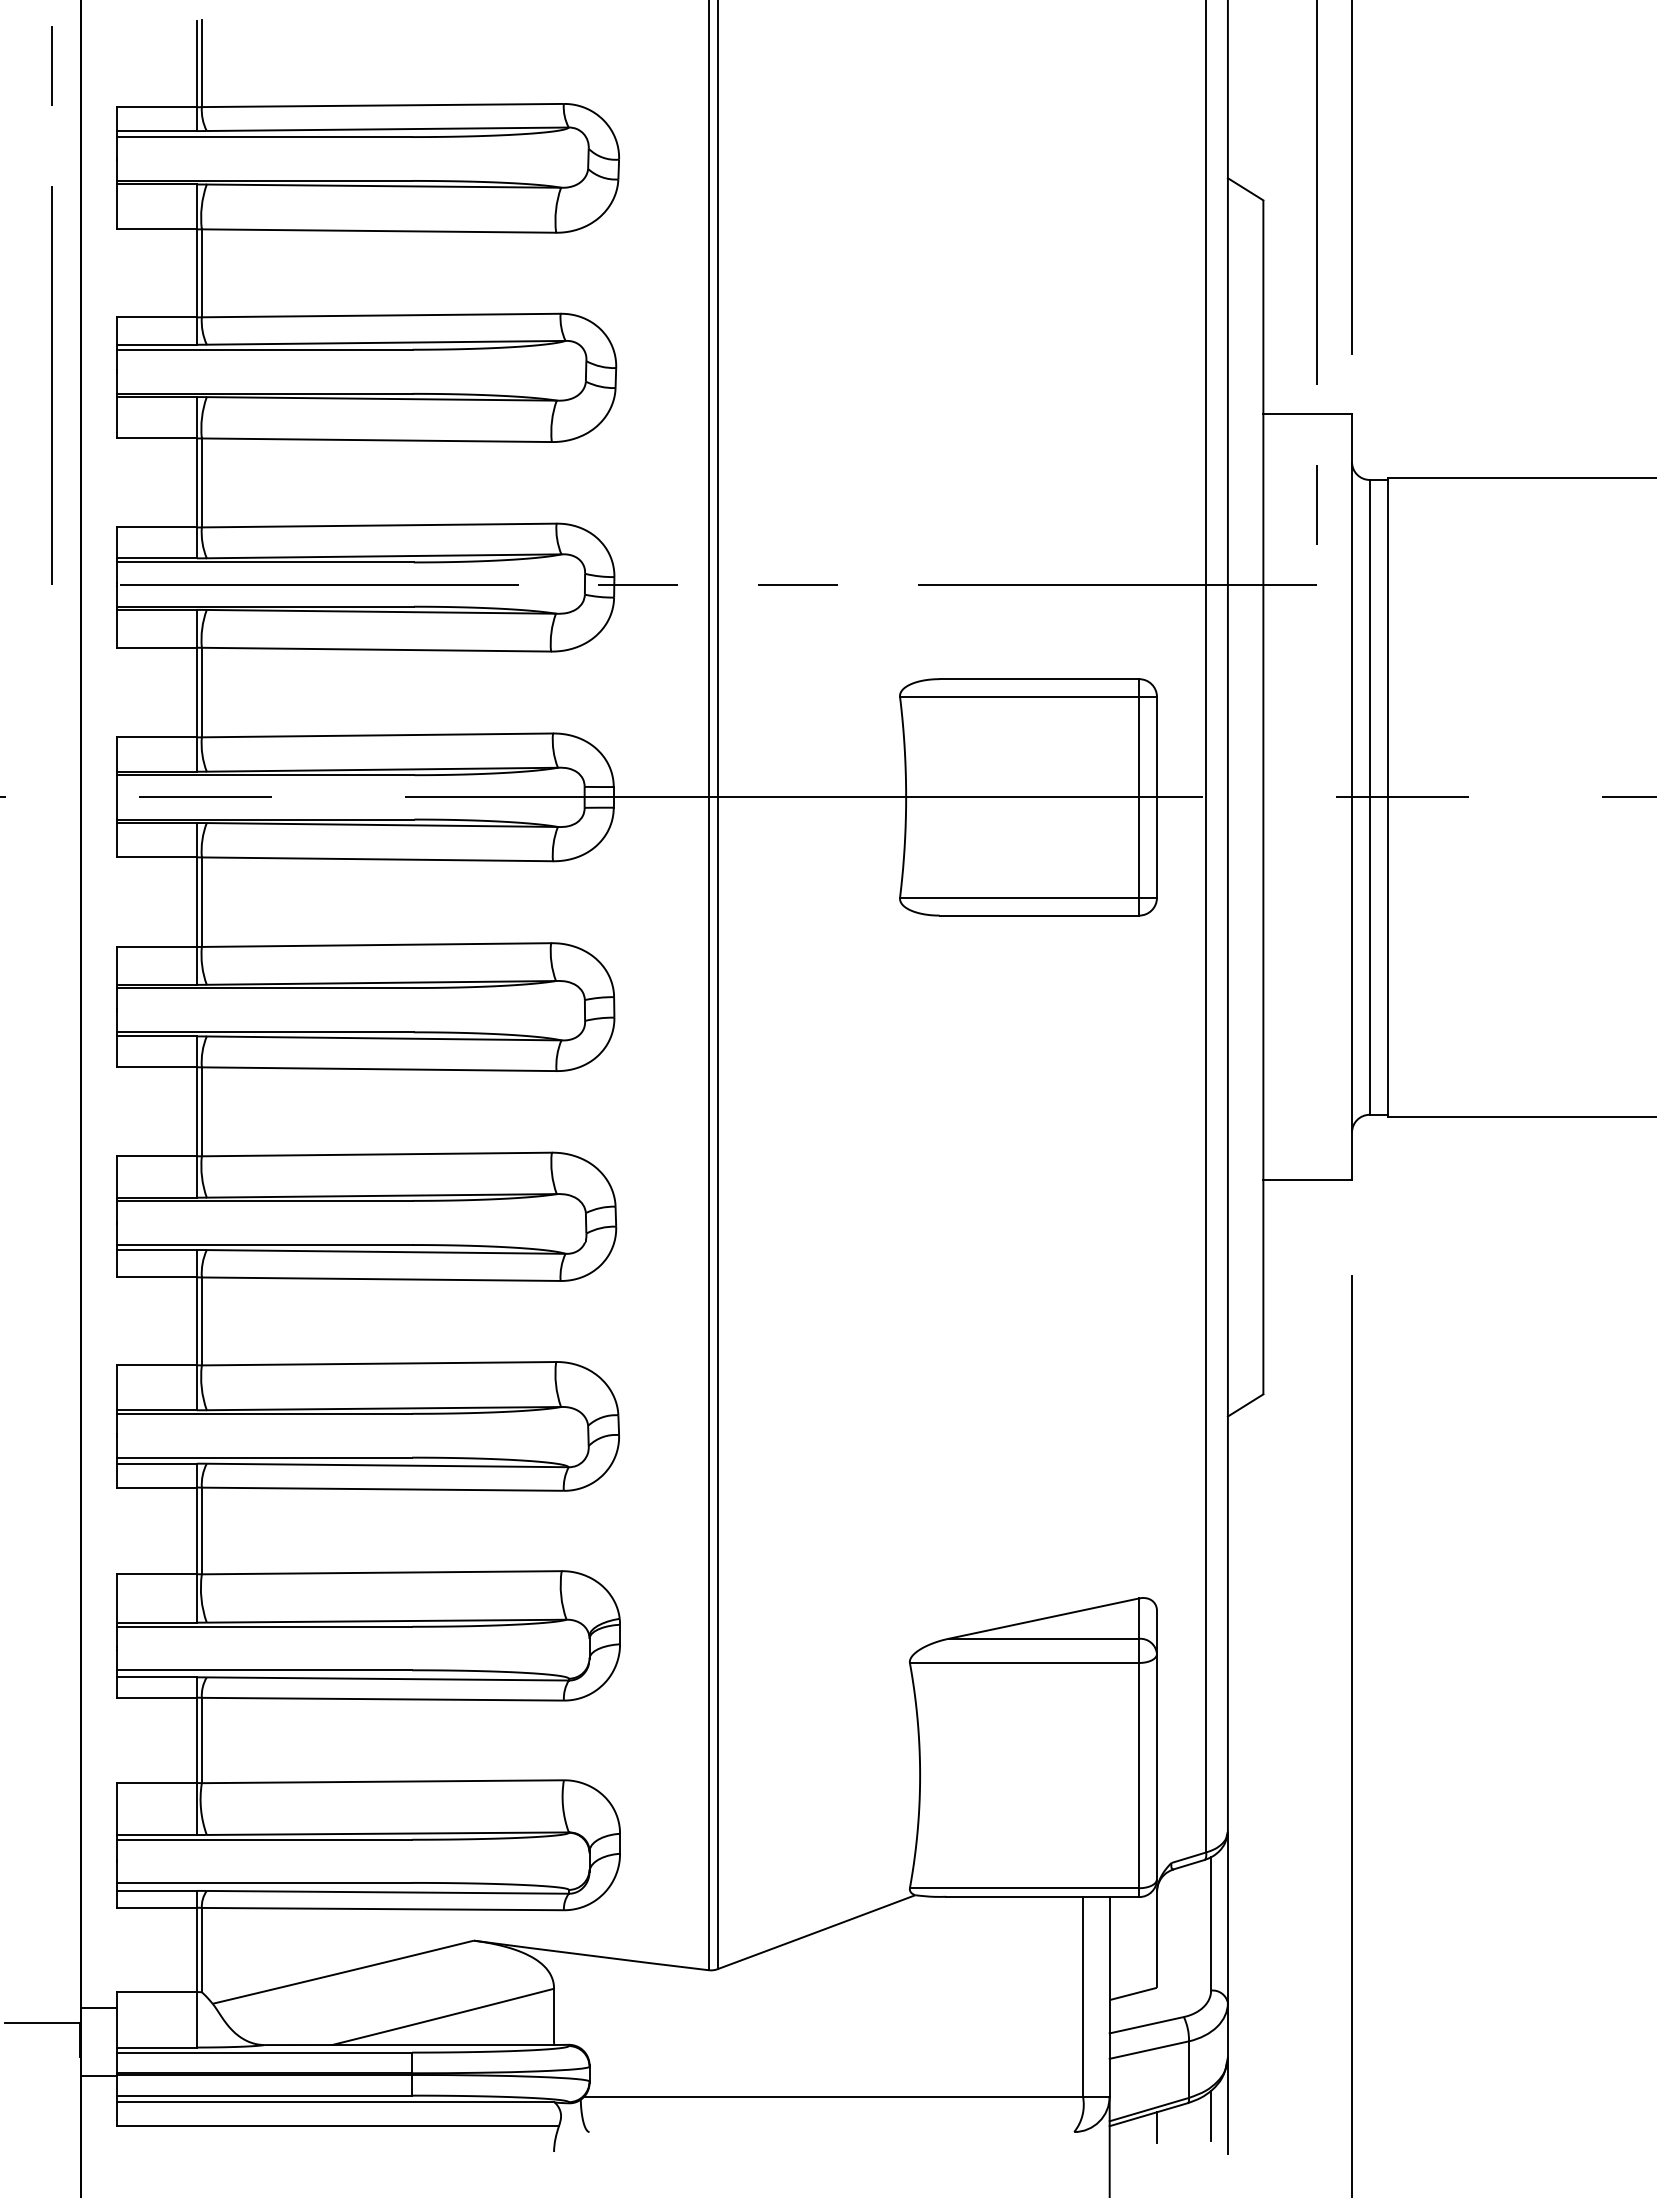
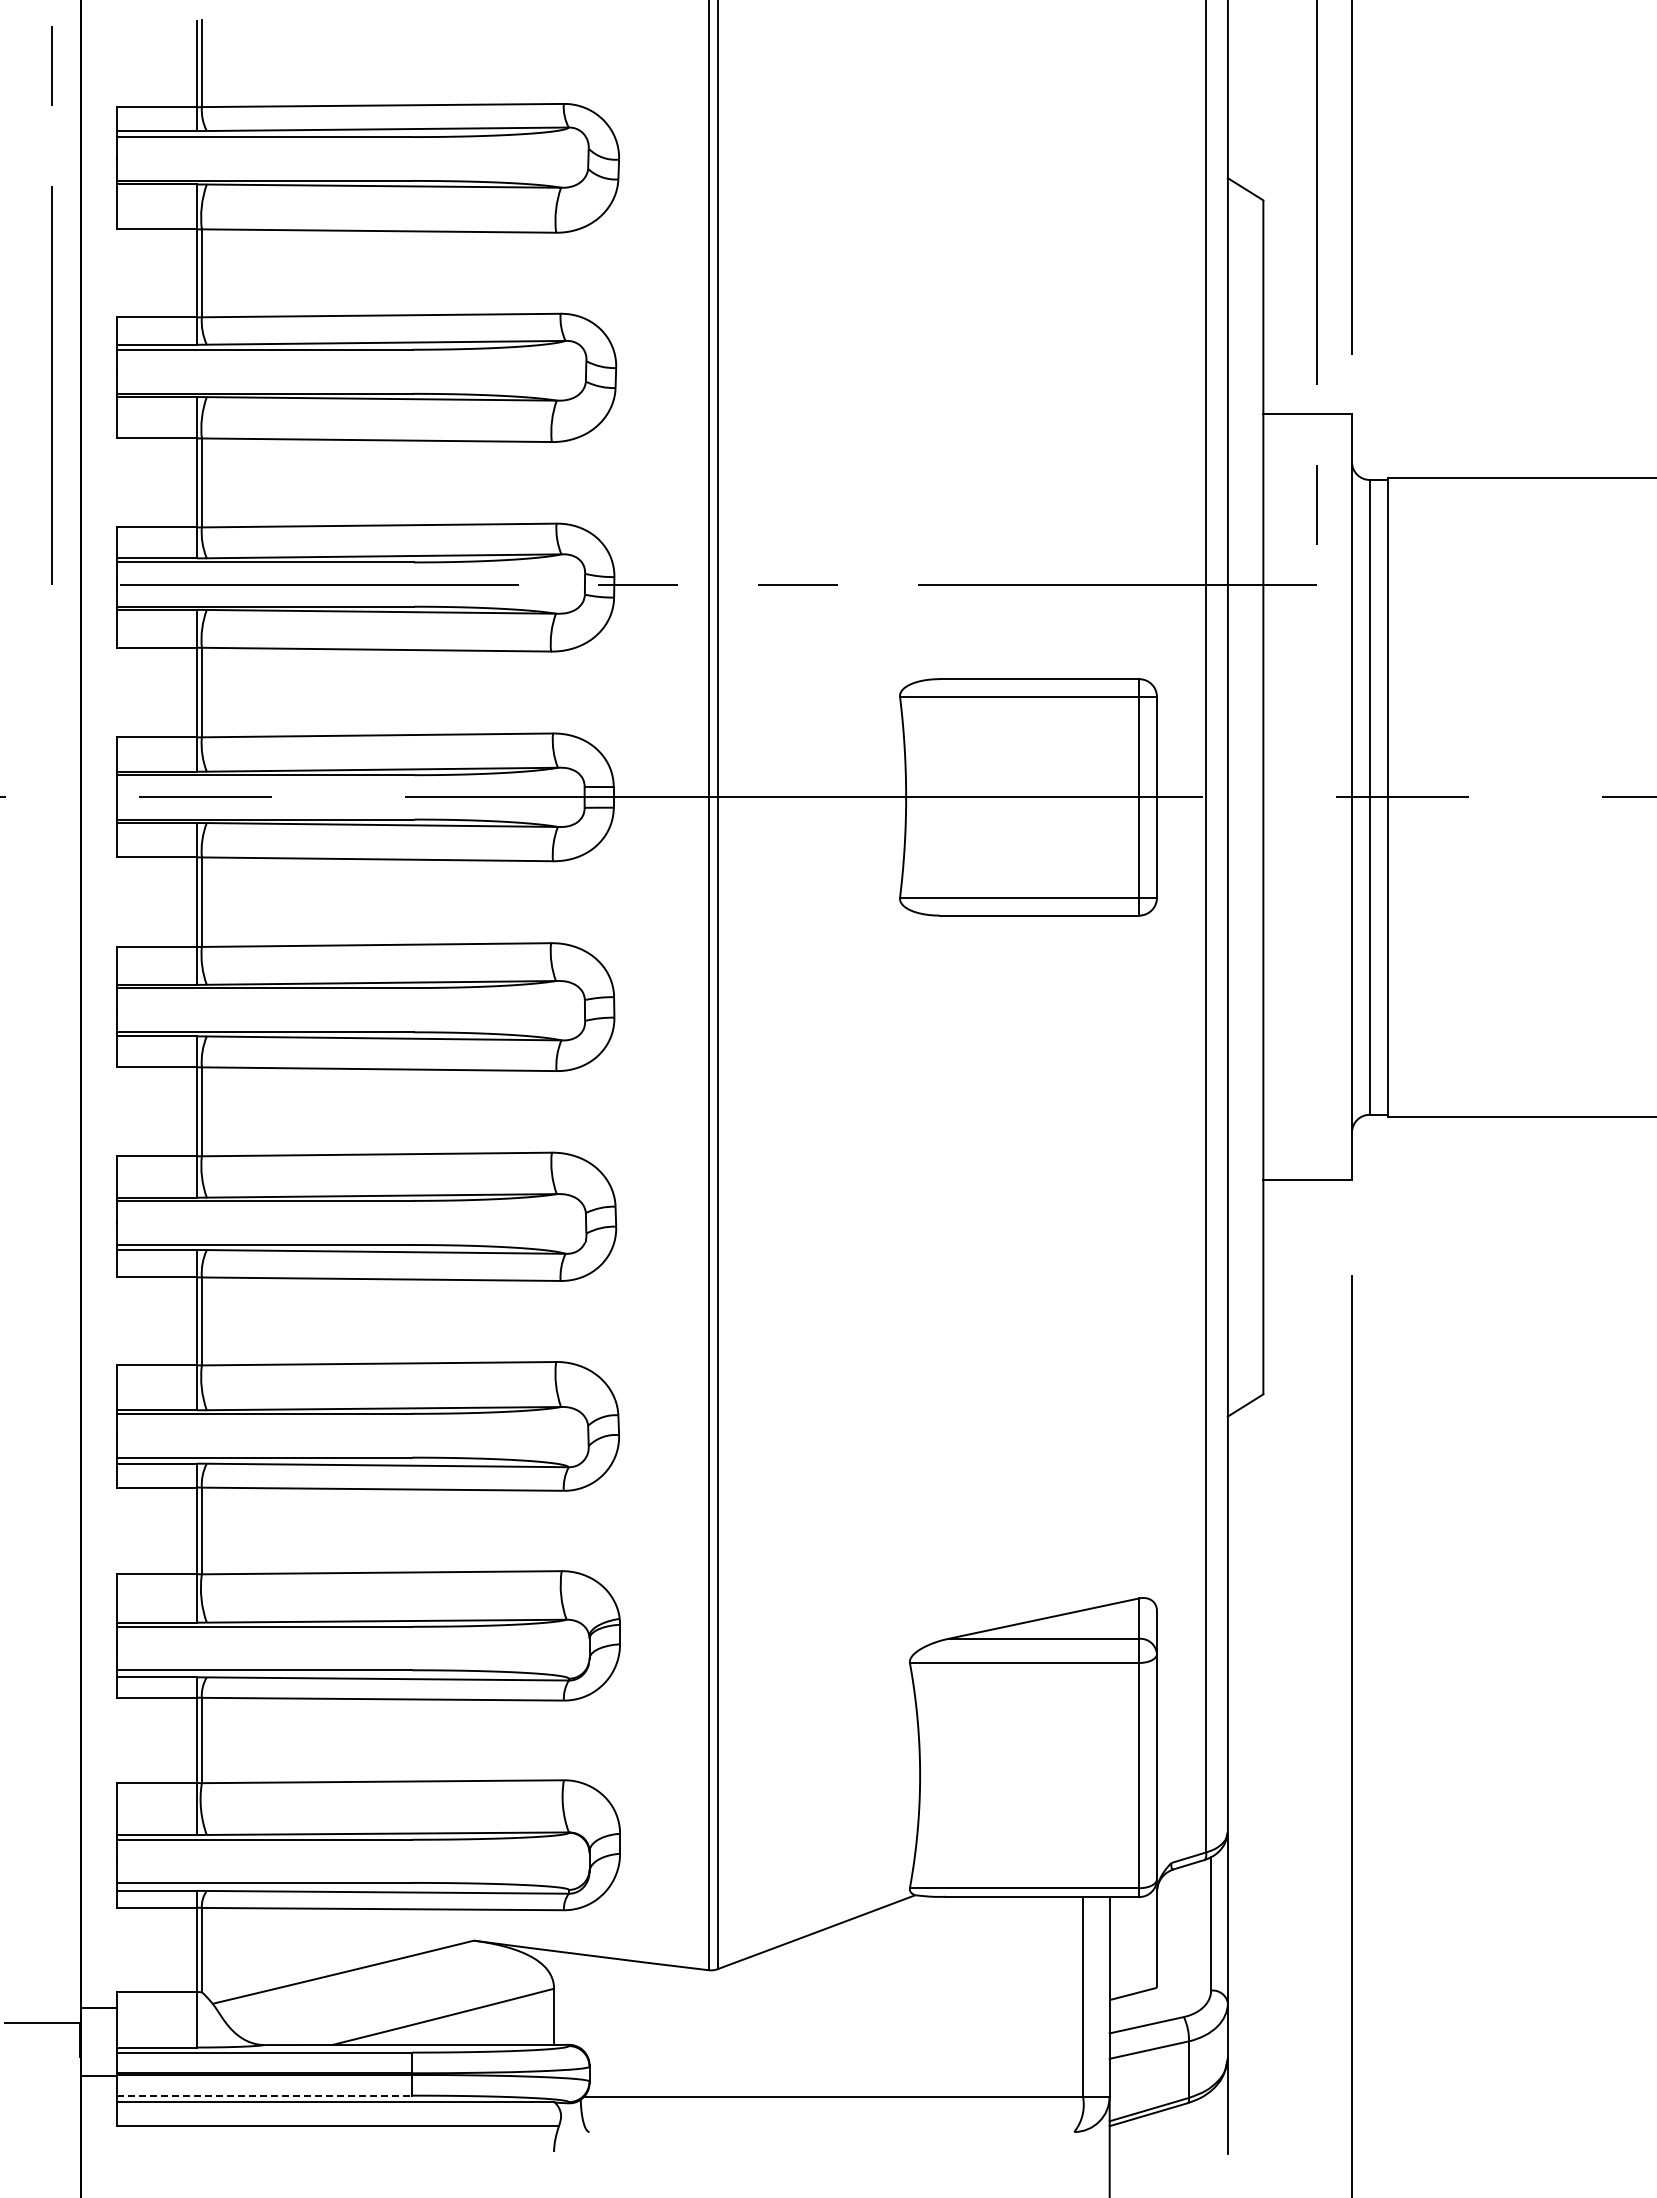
line: solid -> dashed (264, 2095)
line: present -> none (1211, 2115)
line: present -> none (1156, 2127)
